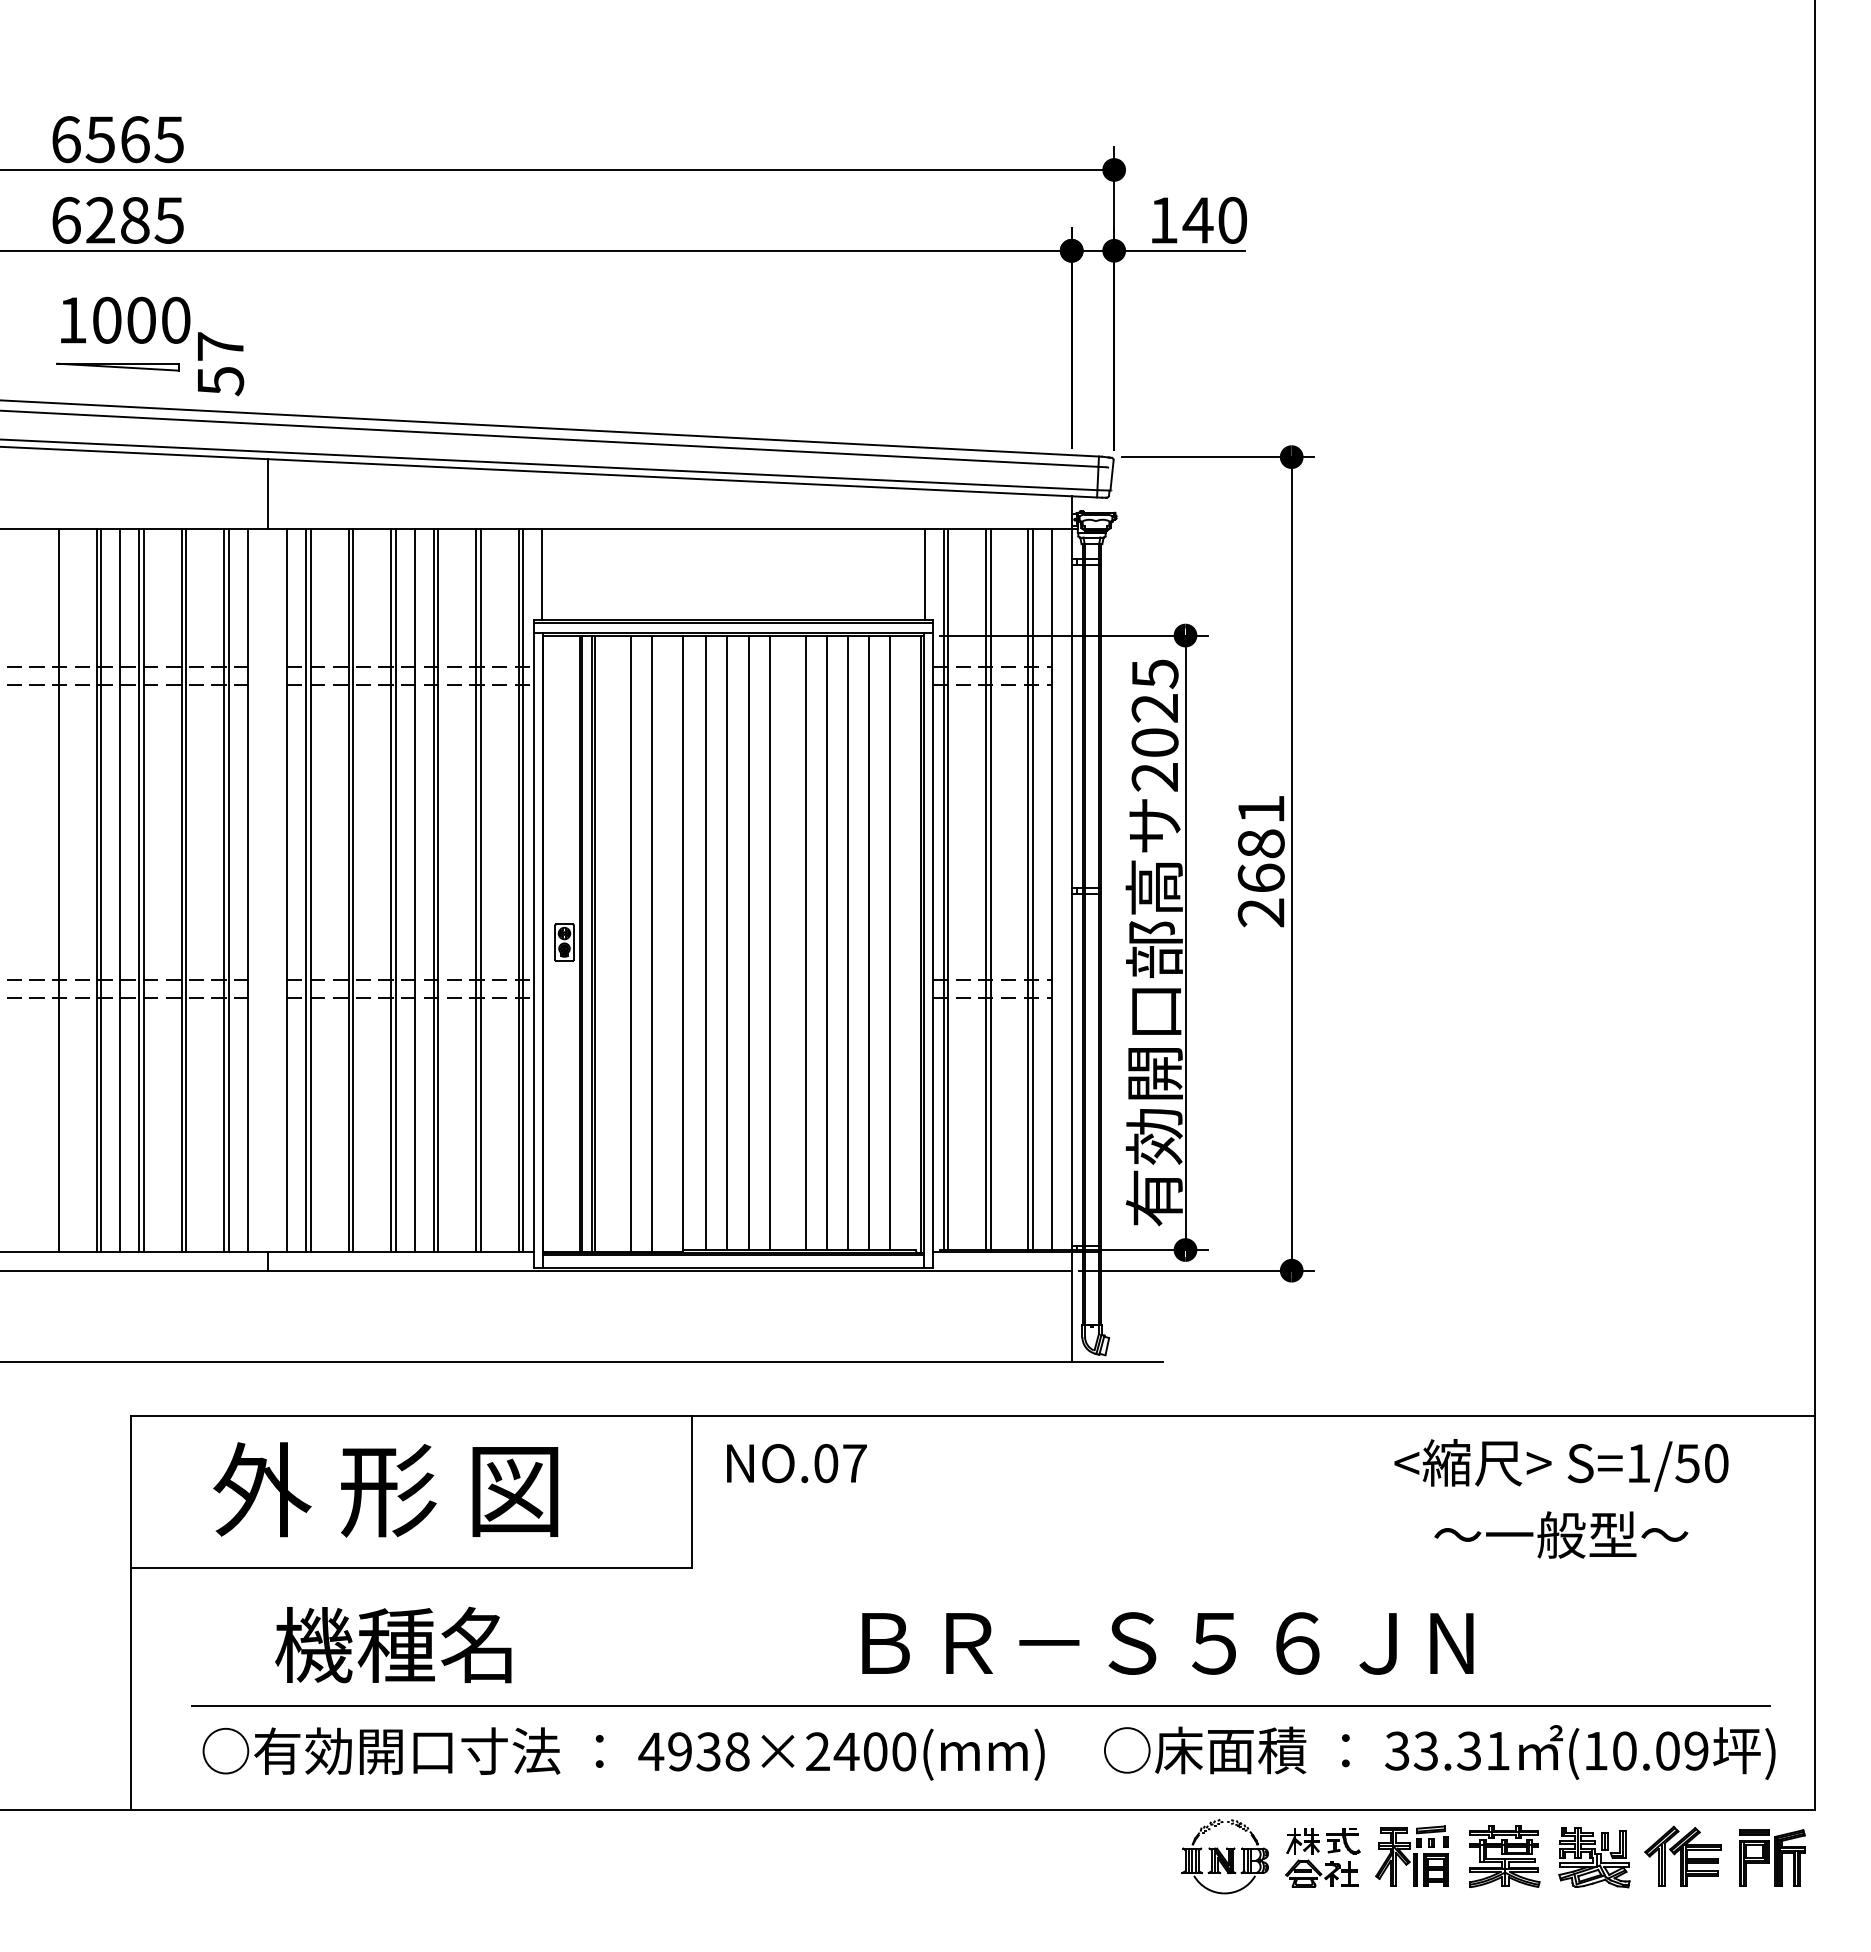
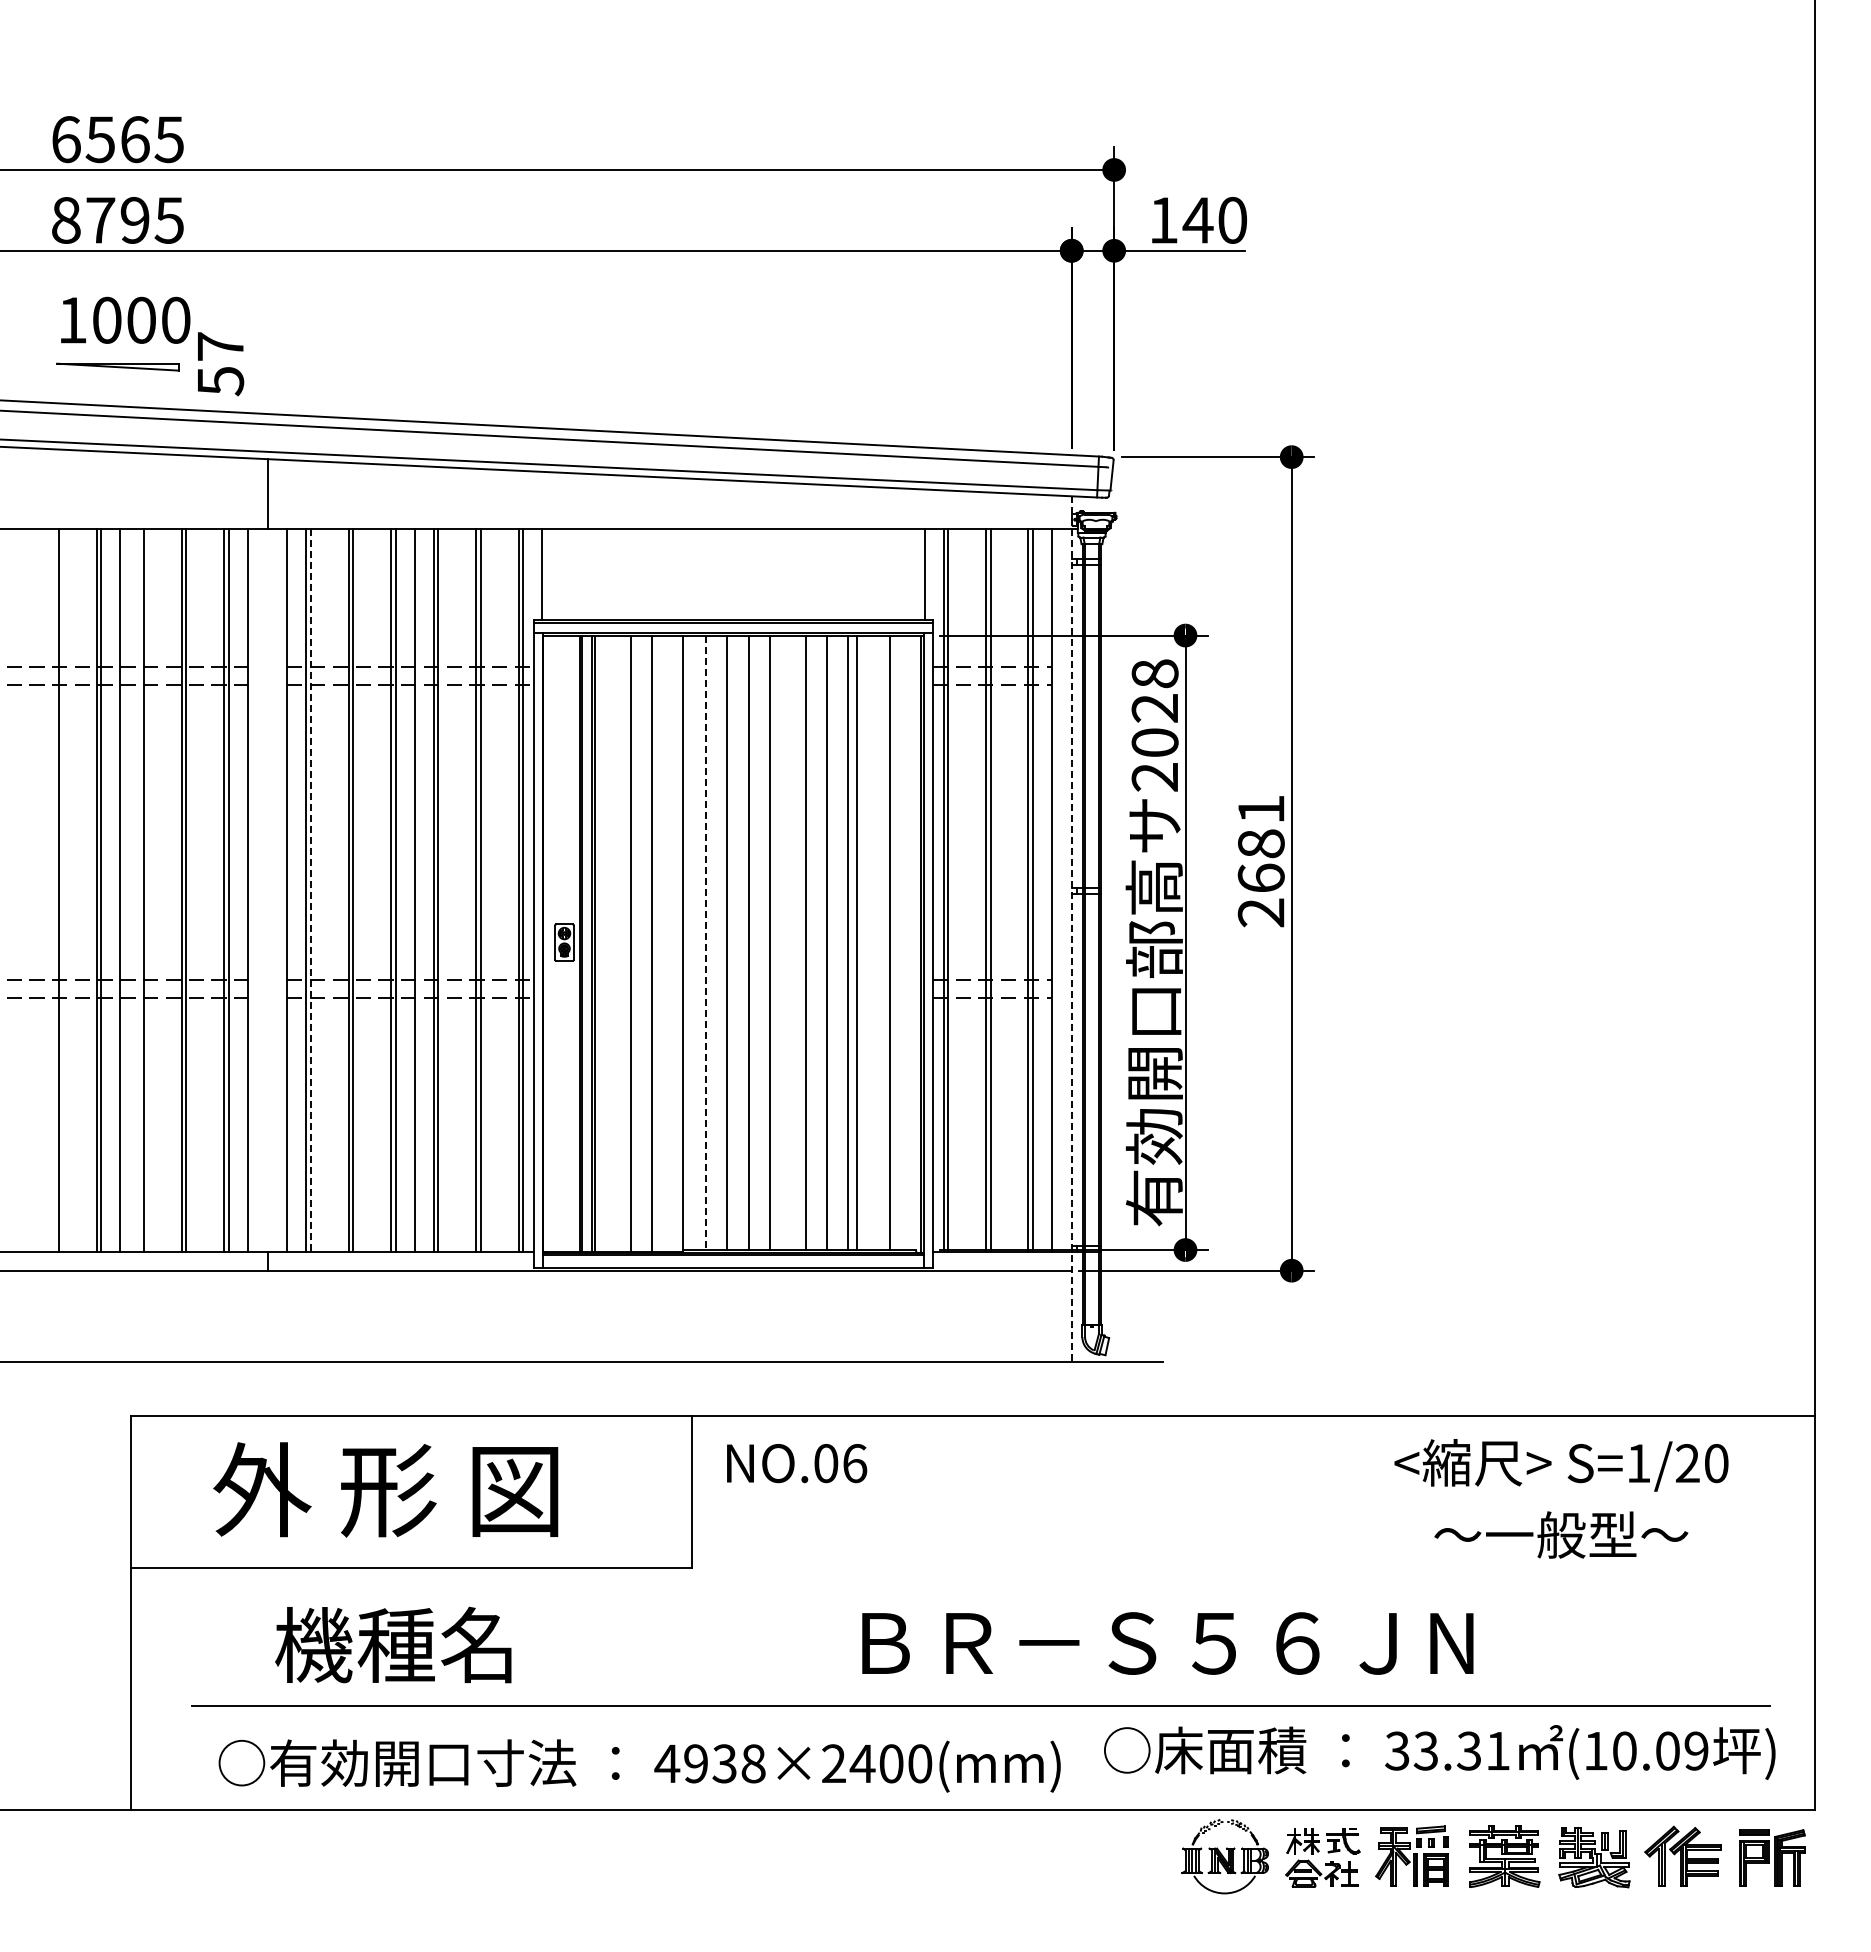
text: 6285 -> 8795 (100, 219)
text: 2025 -> 2028 (1154, 674)
line: present -> none (139, 890)
line: solid -> dashed (310, 890)
line: solid -> dashed (1071, 929)
line position: (869, 942) -> (857, 942) (857, 942)
line: solid -> dashed (706, 943)
text: NO.07 -> NO.06 (855, 1463)
text: S=1/50 -> S=1/20 (1687, 1463)
text position: (623, 1753) -> (639, 1765) (639, 1765)
